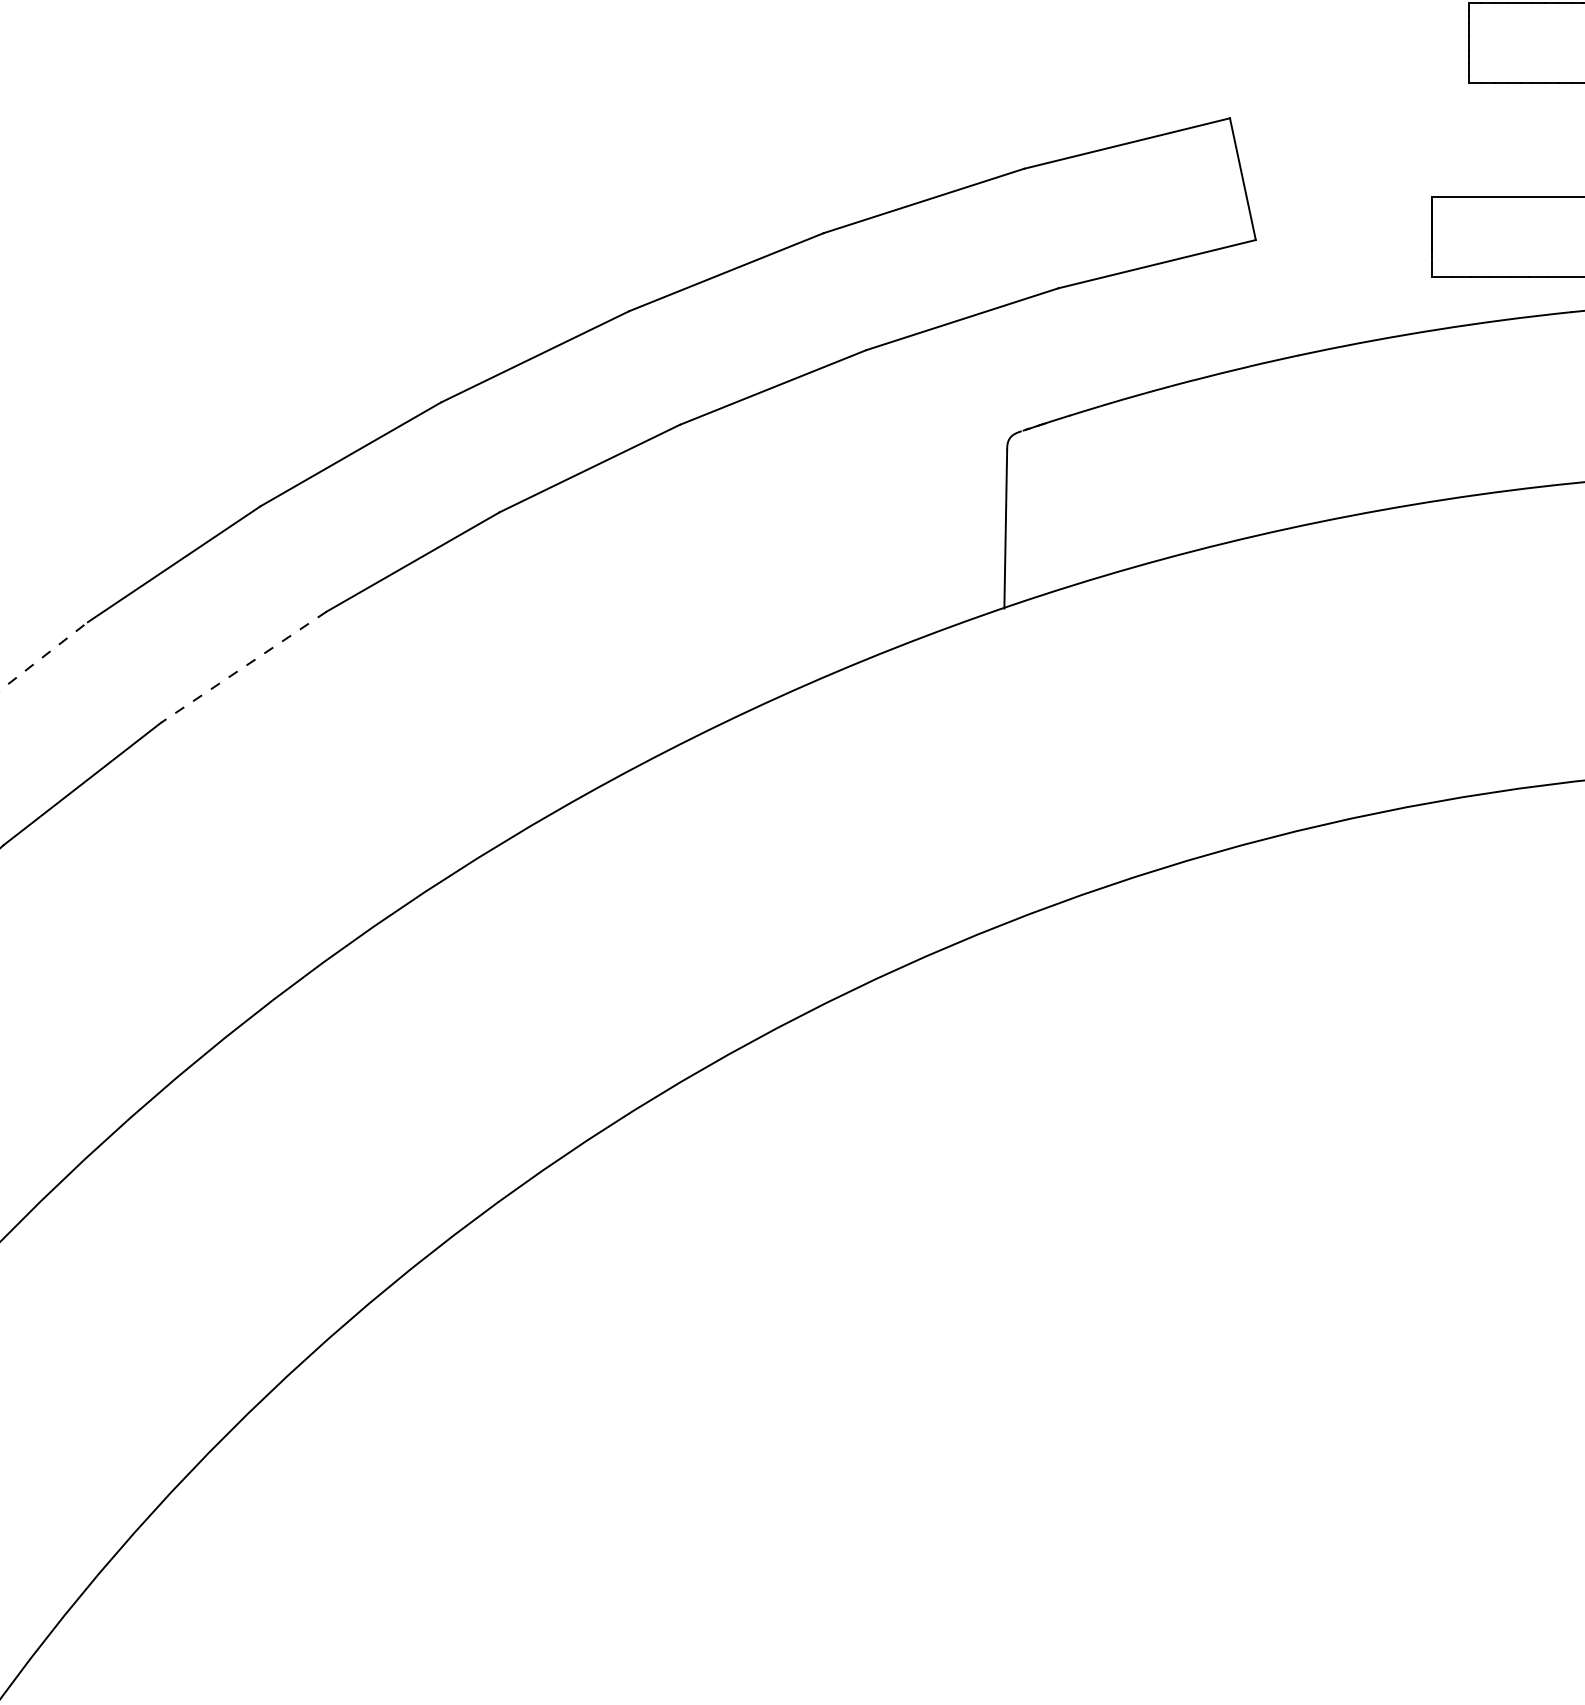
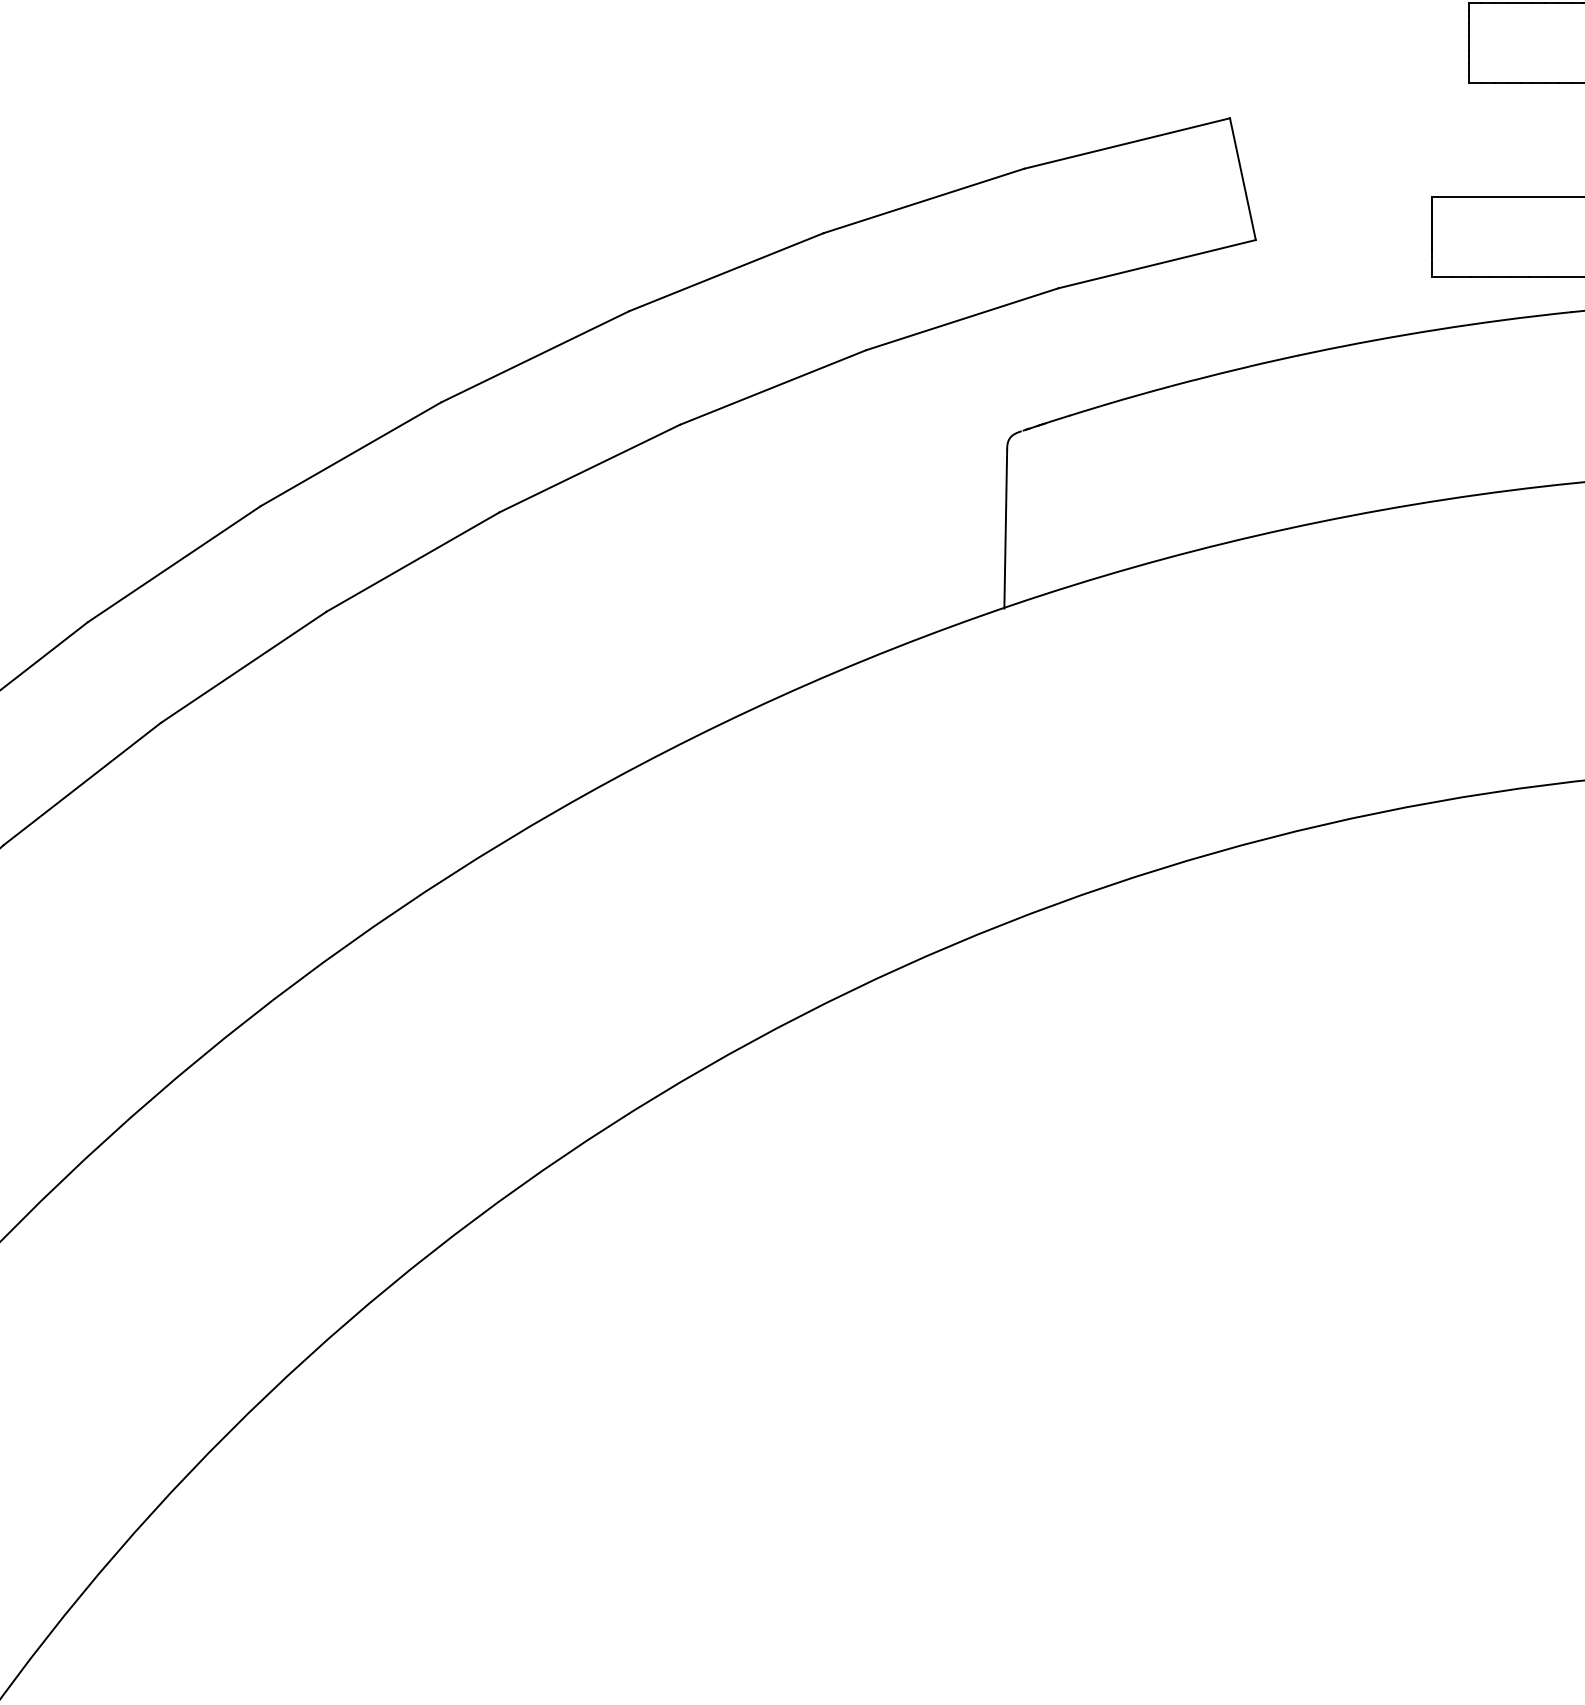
line: dashed -> solid (44, 655)
line: dashed -> solid (243, 667)
